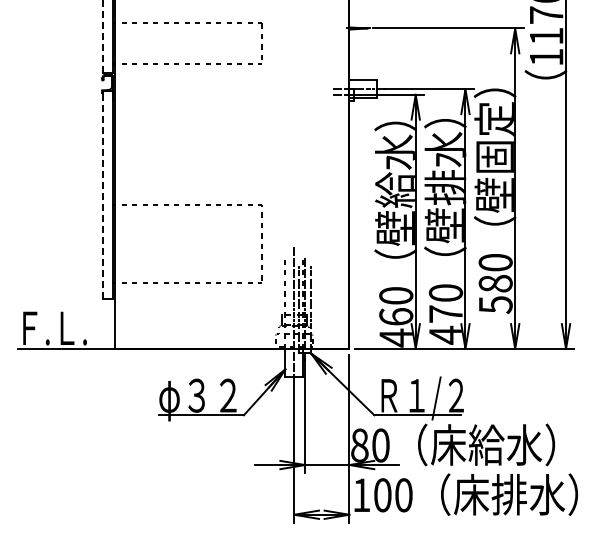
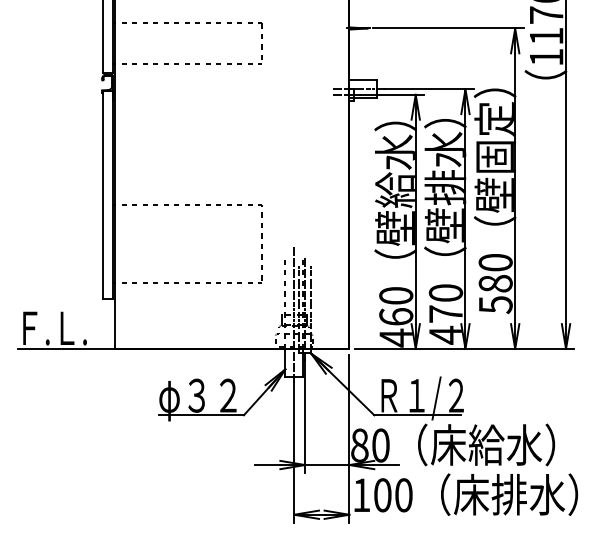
line: dashed -> solid (103, 36)
line: dashed -> solid (103, 195)
